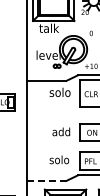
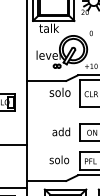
line: none -> present (14, 145)
line: dashed -> solid (46, 180)
line: none -> present (14, 188)
